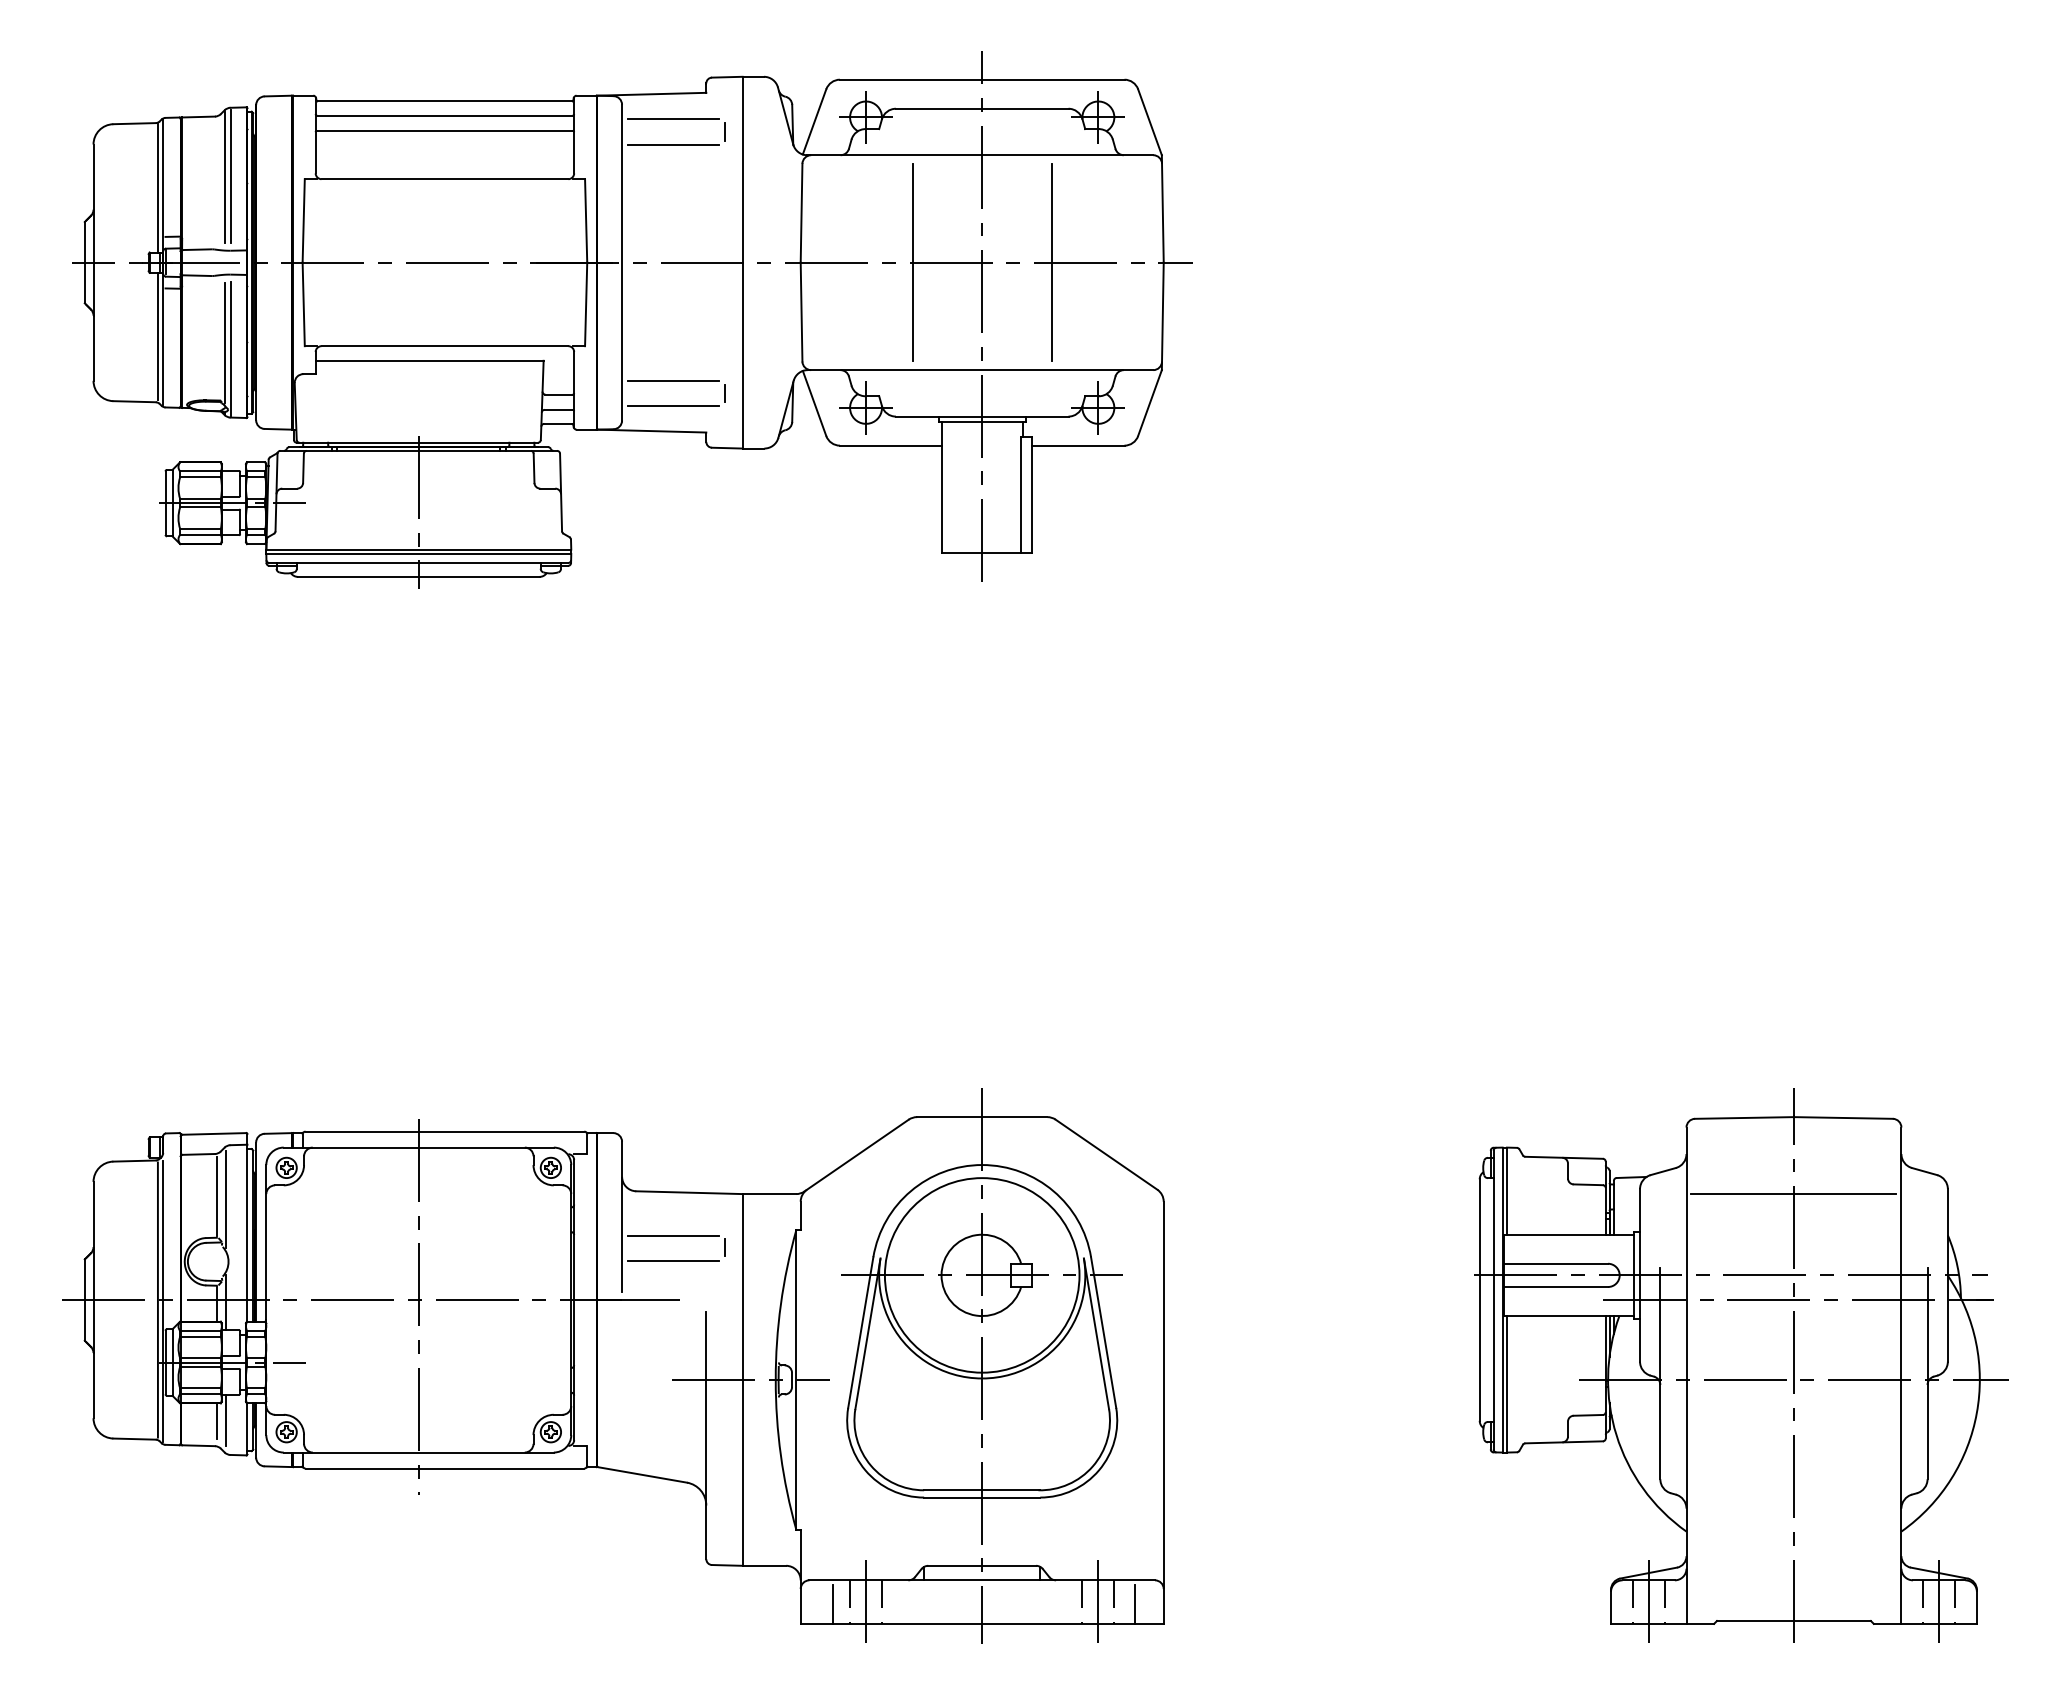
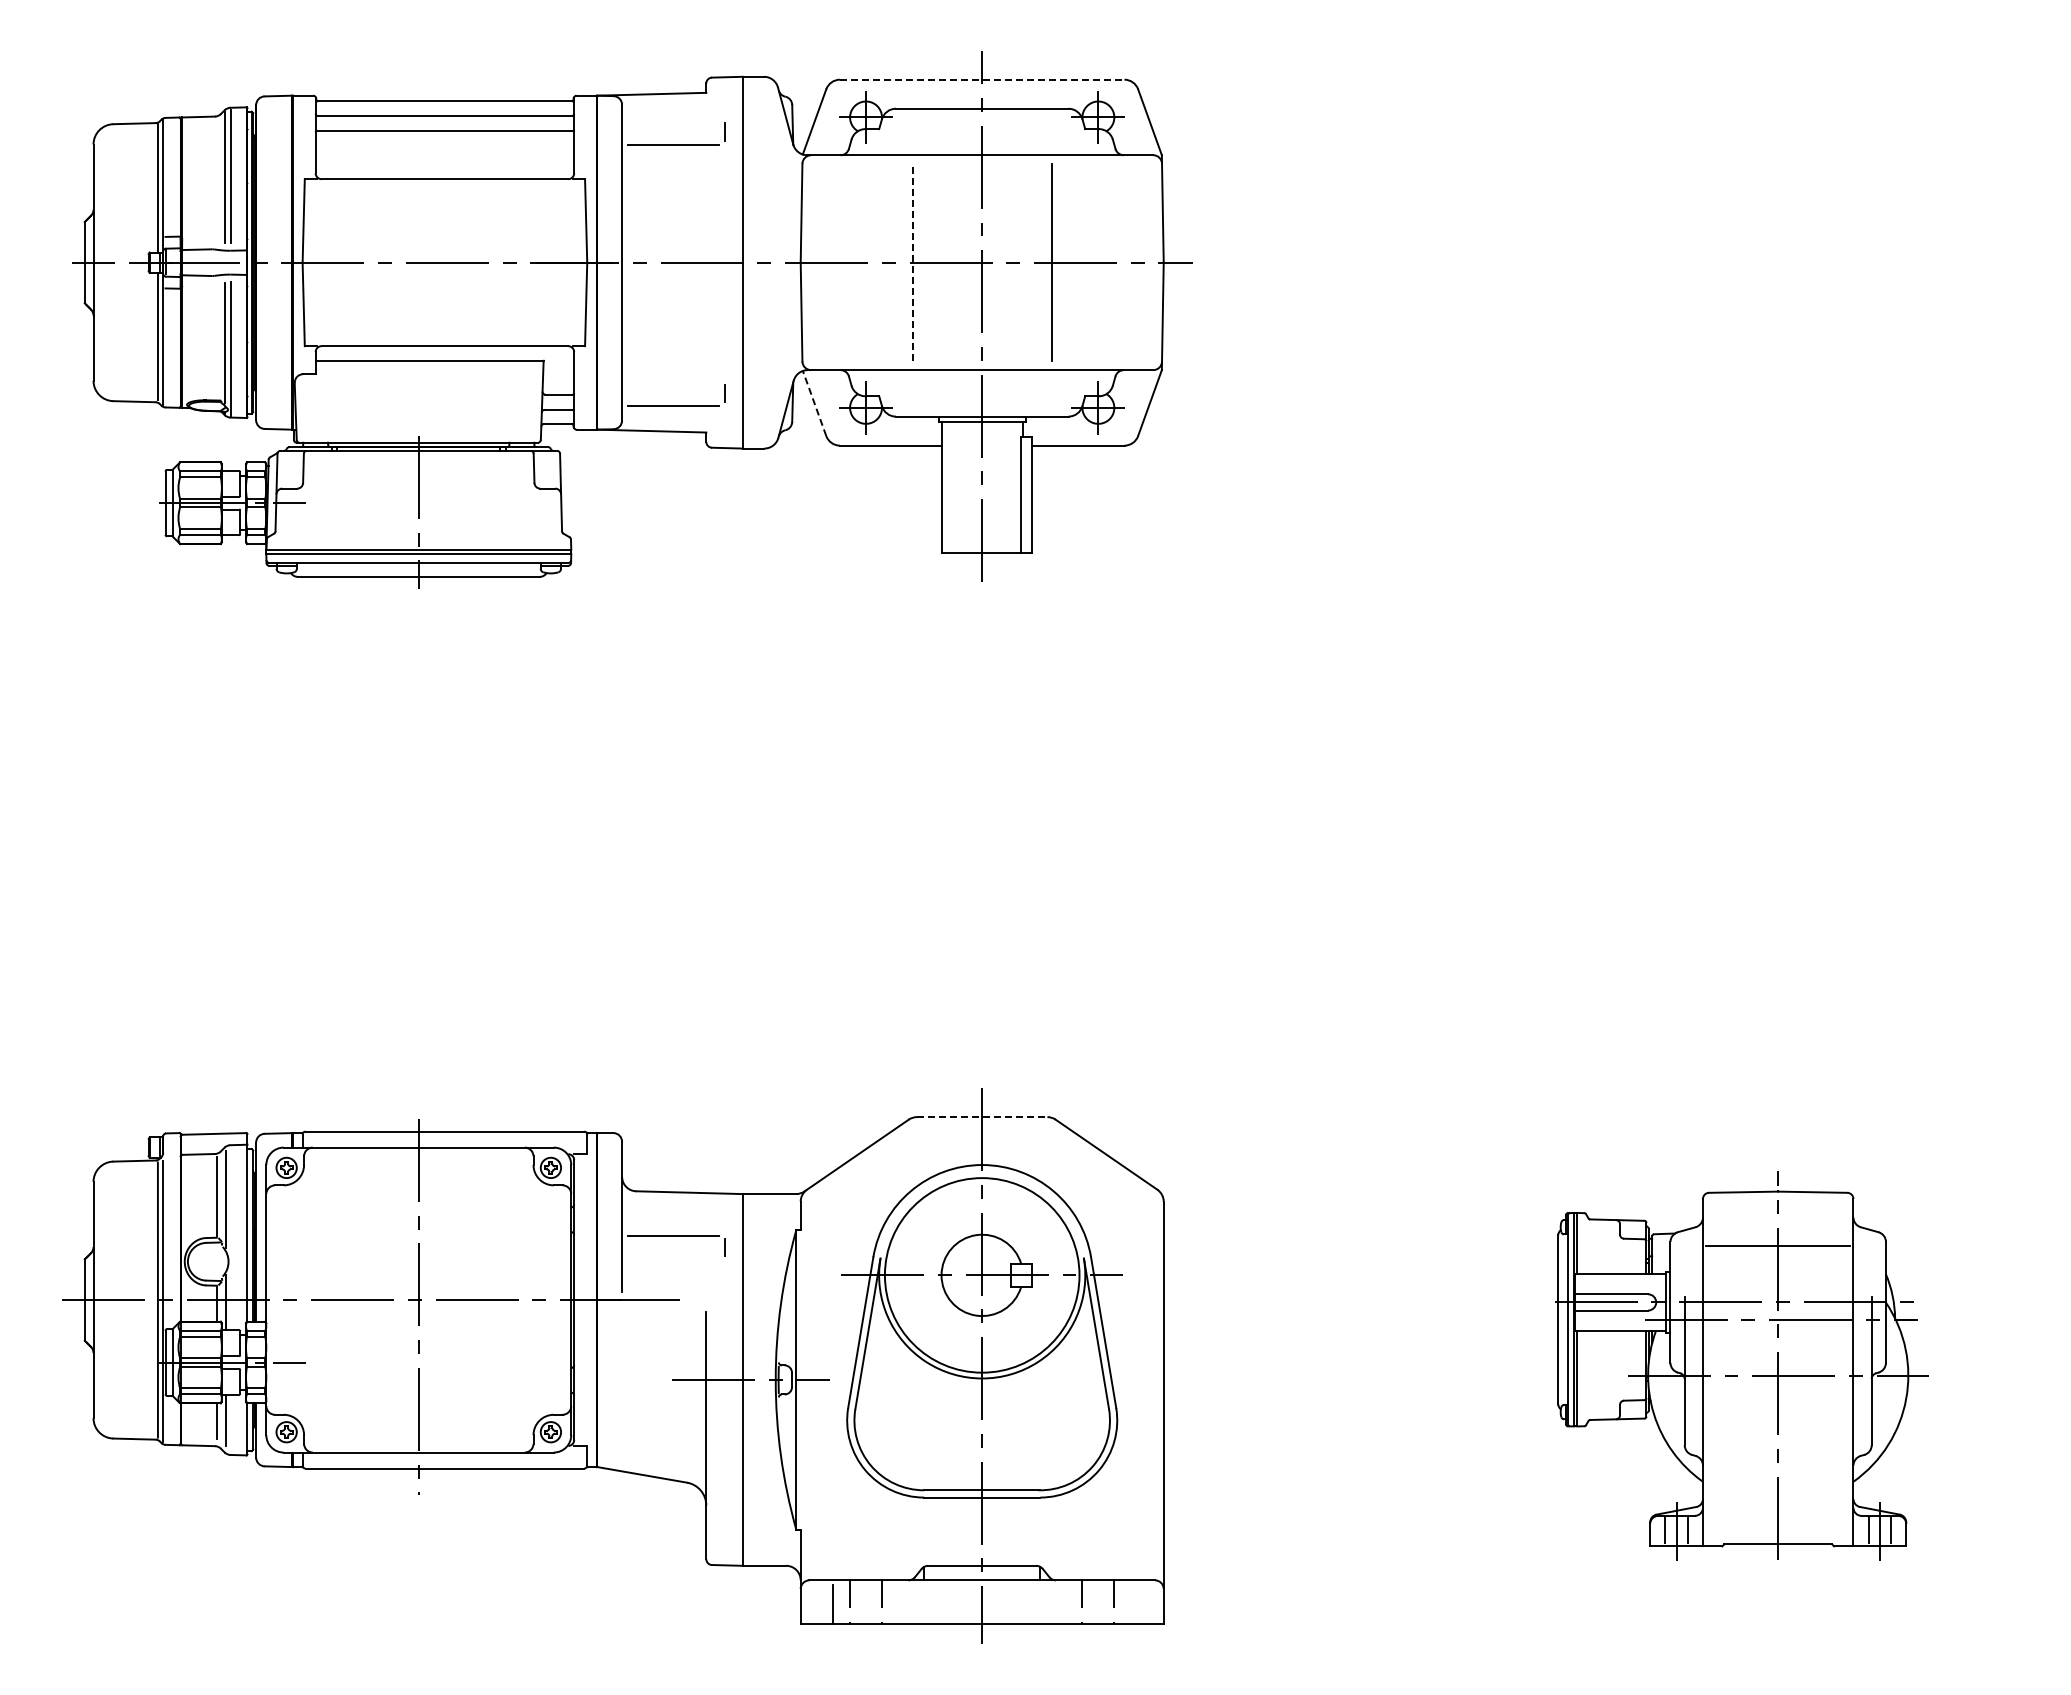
line: solid -> dashed (982, 79)
line: present -> none (673, 119)
line: solid -> dashed (912, 262)
line: present -> none (673, 380)
line: solid -> dashed (814, 403)
line: solid -> dashed (982, 1117)
line: present -> none (673, 1260)
part size: 535x555 px -> 374x390 px (1741, 1365)
line: present -> none (866, 1602)
line: present -> none (1098, 1602)
line: present -> none (1134, 1603)
